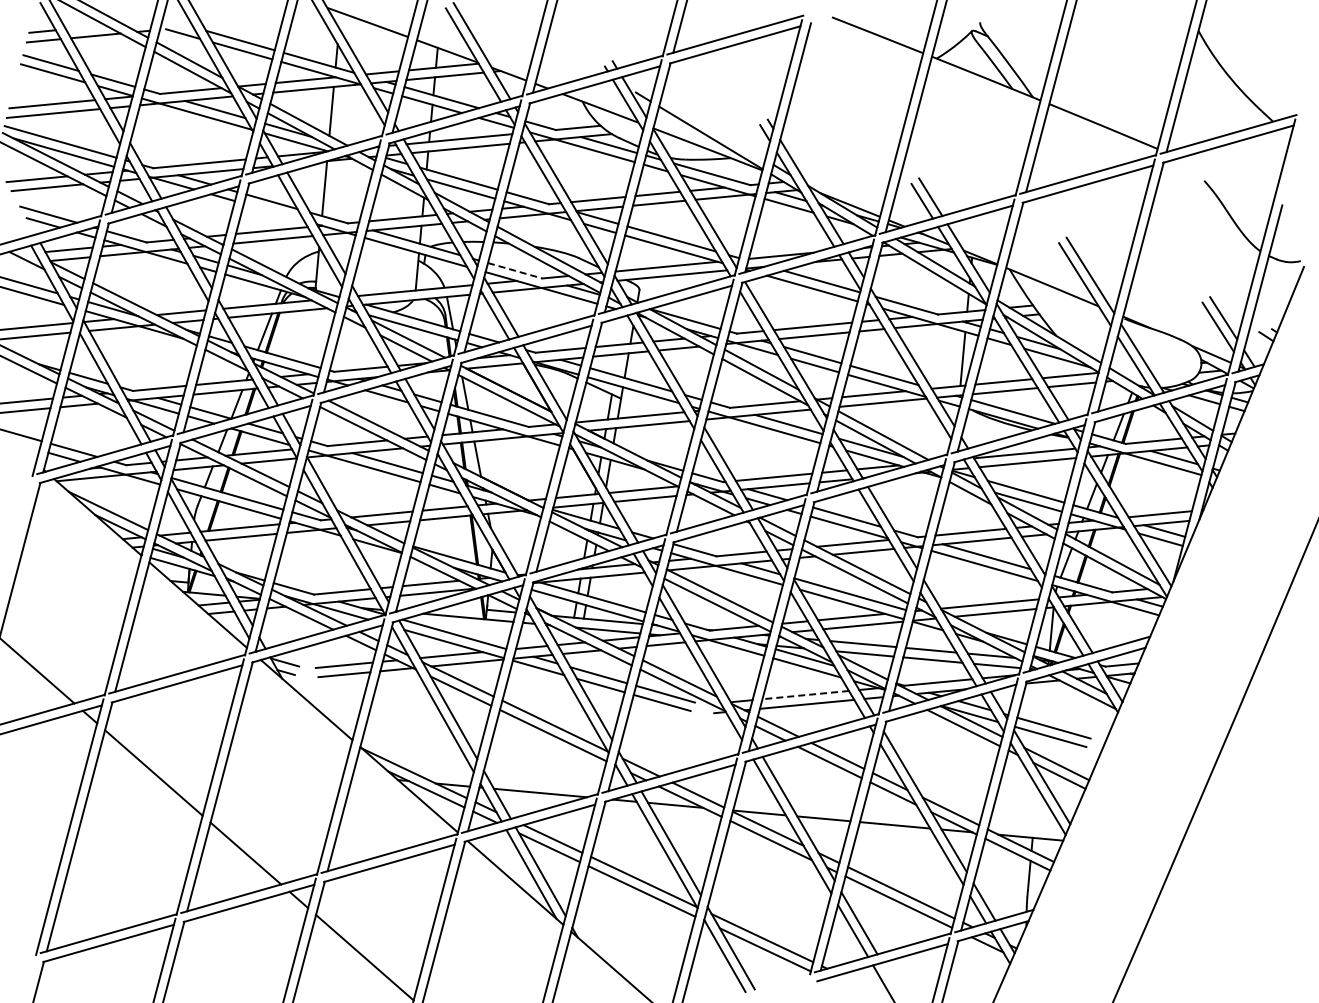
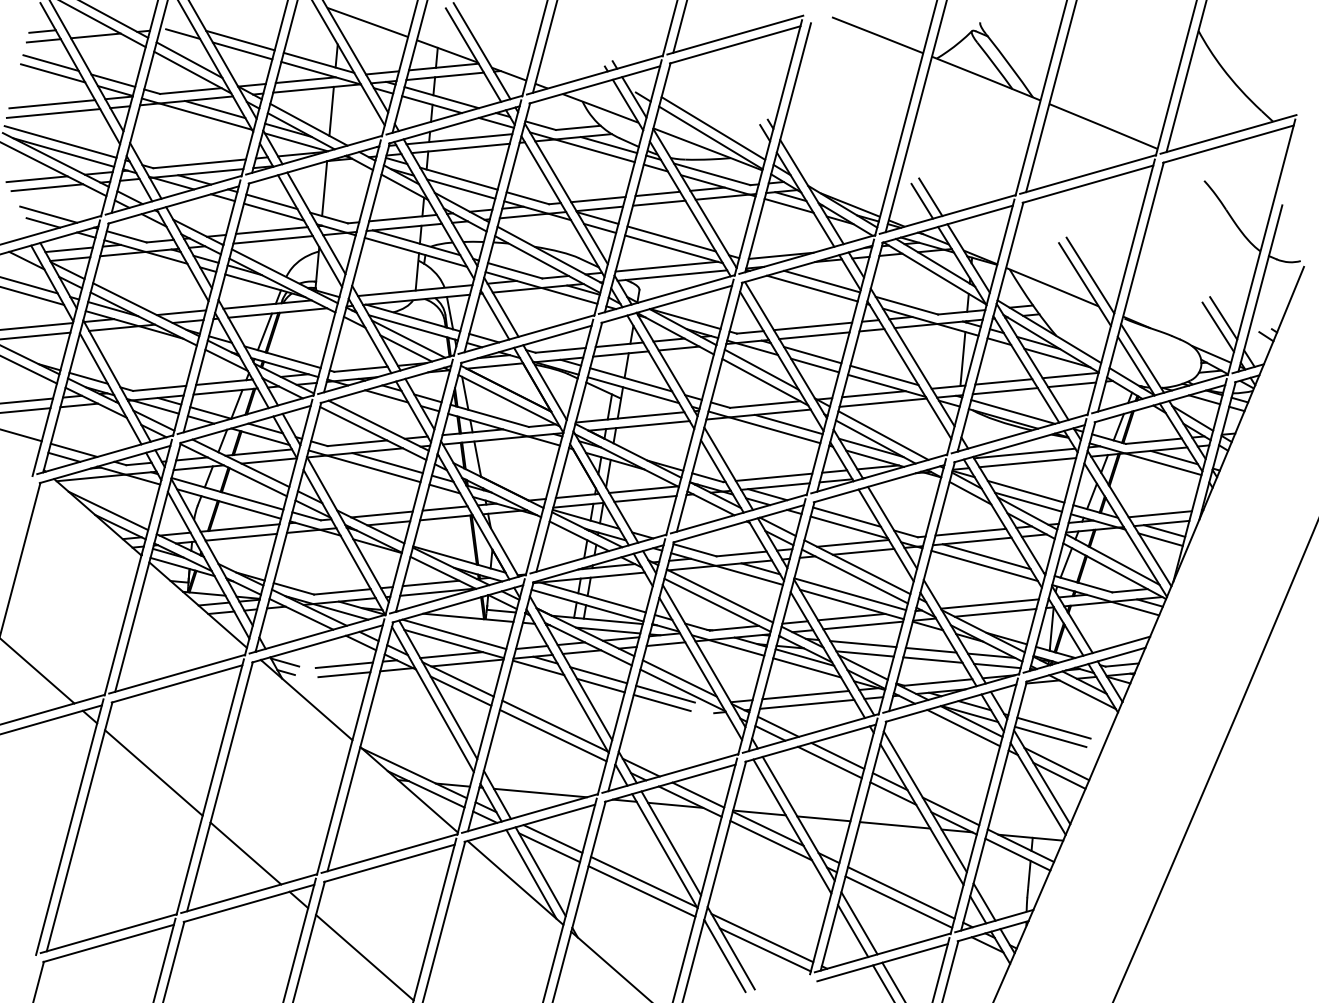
line: none -> present (713, 128)
line: none -> present (274, 211)
line: dashed -> solid (515, 270)
line: dashed -> solid (805, 695)
line: none -> present (892, 980)
